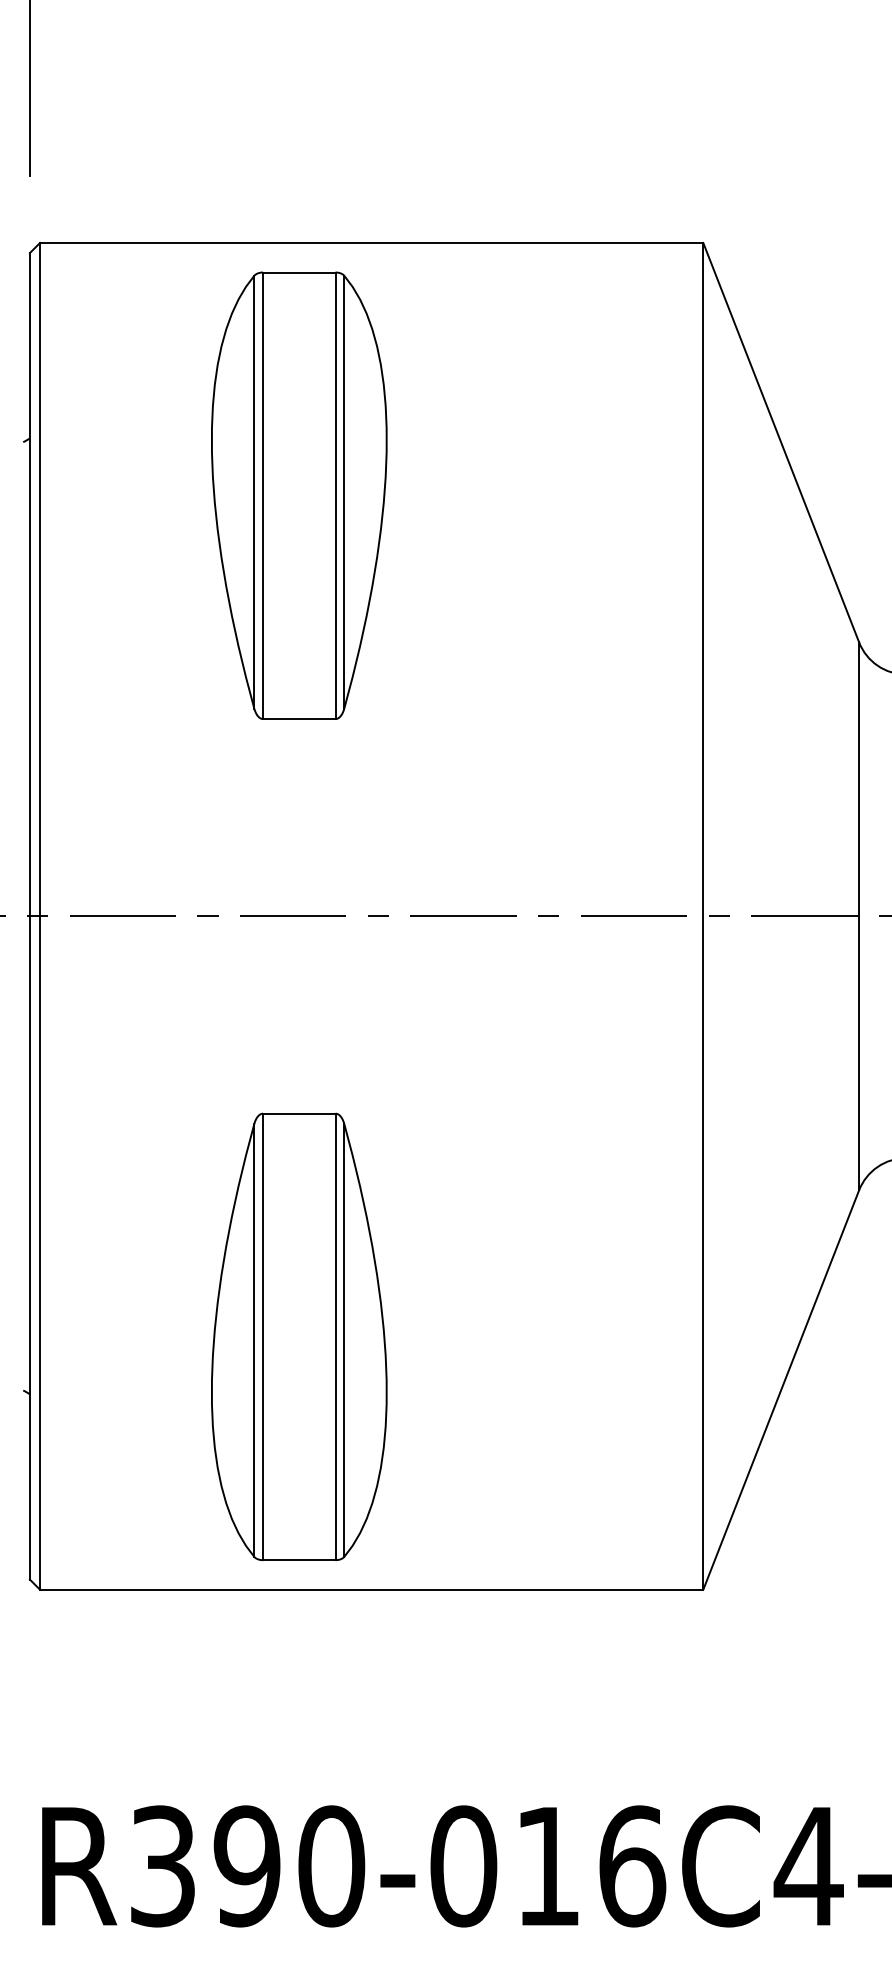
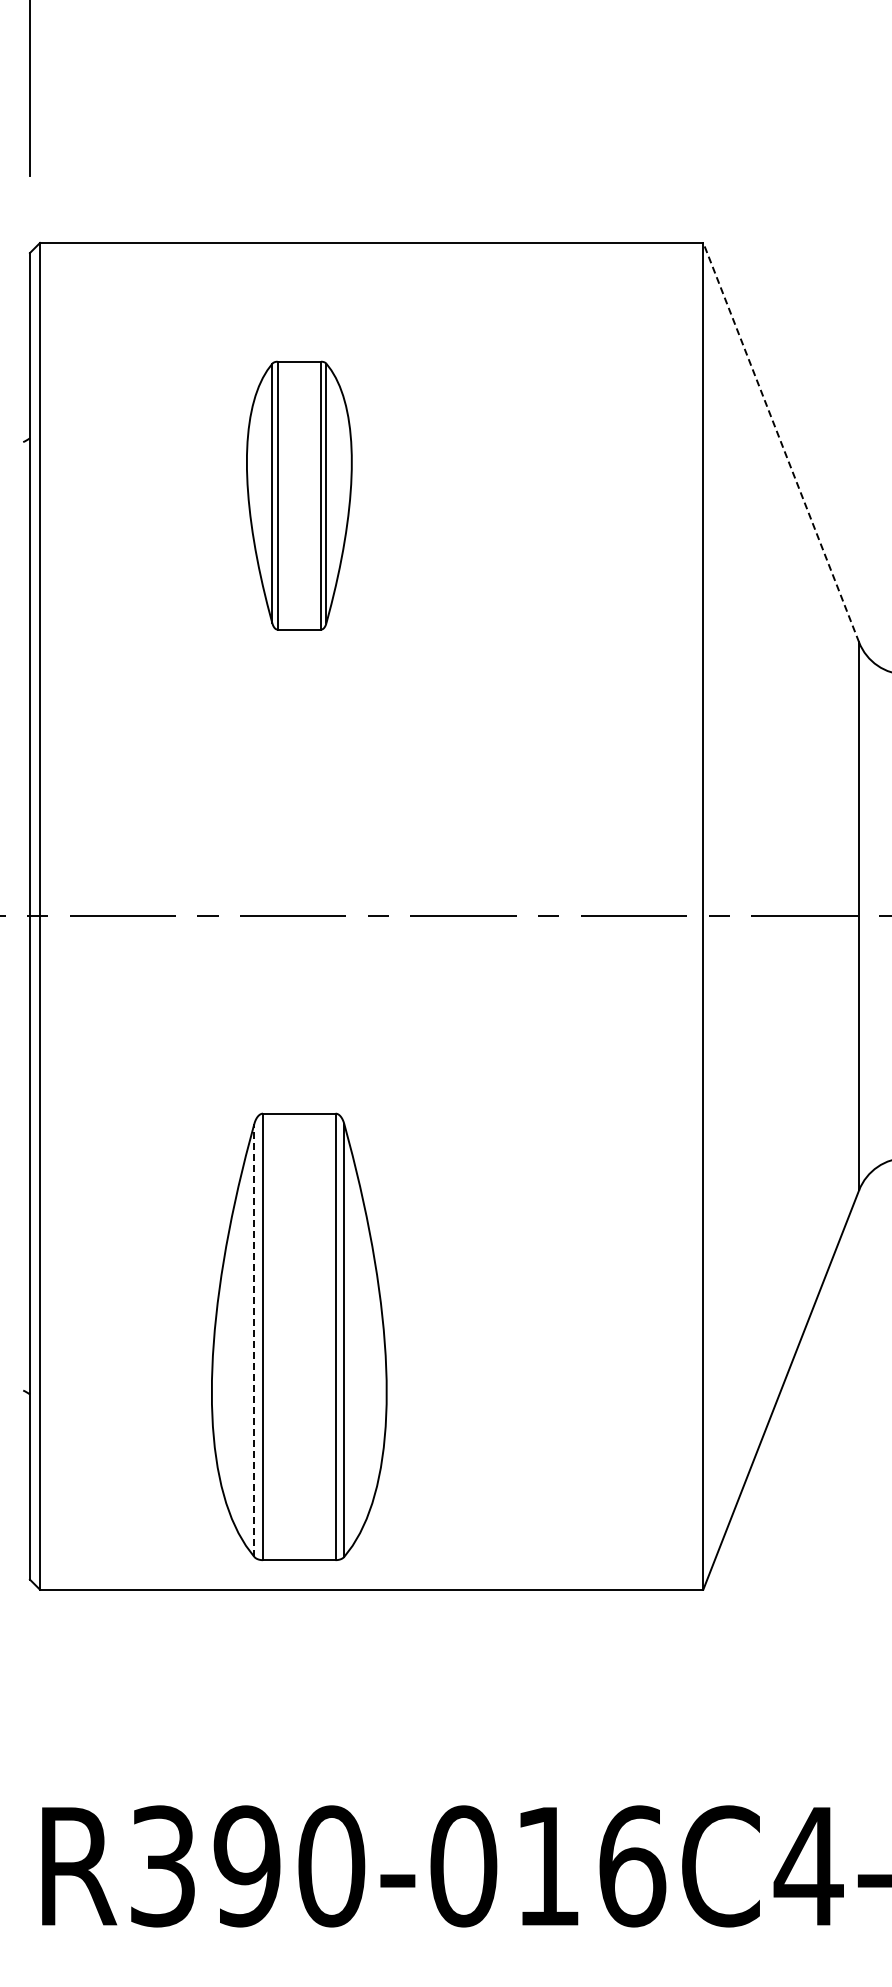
line: solid -> dashed (781, 442)
part size: 177x449 px -> 107x271 px (299, 495)
line: solid -> dashed (254, 1339)
